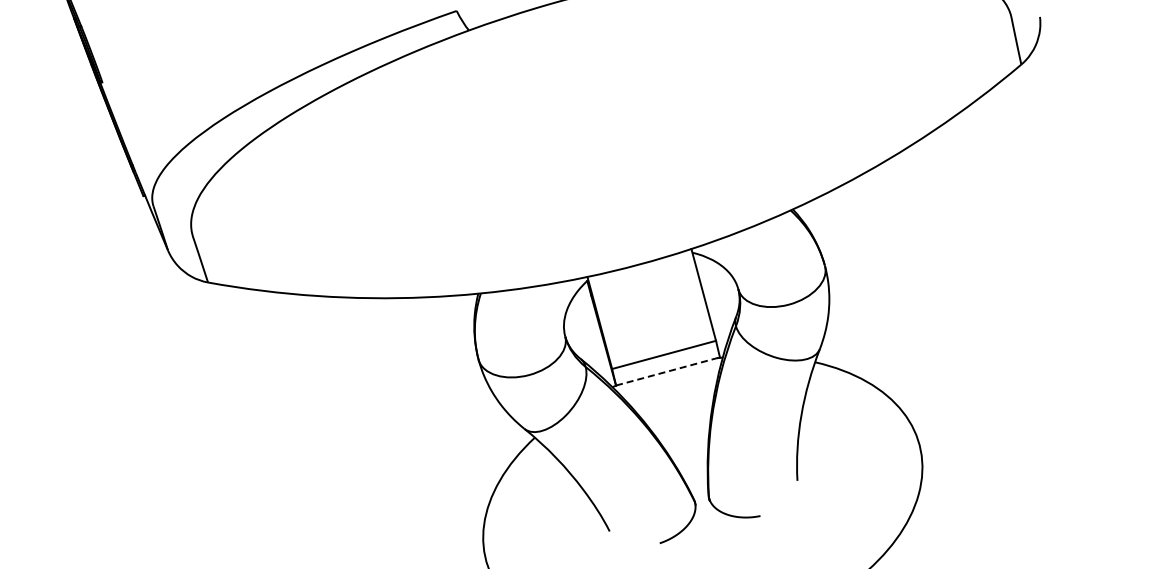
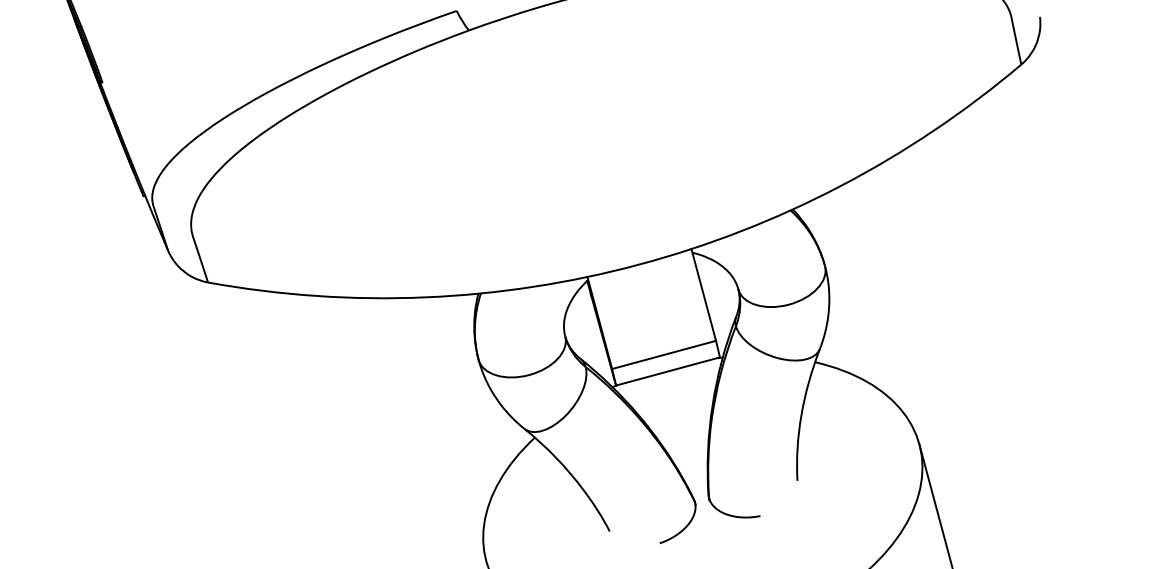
line: dashed -> solid (668, 371)
line: none -> present (935, 504)
